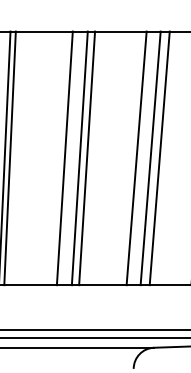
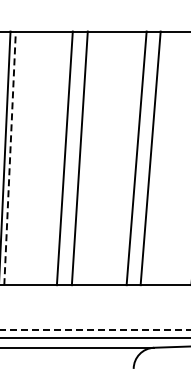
line: solid -> dashed (10, 158)
line: present -> none (87, 158)
line: present -> none (159, 158)
line: solid -> dashed (95, 329)
